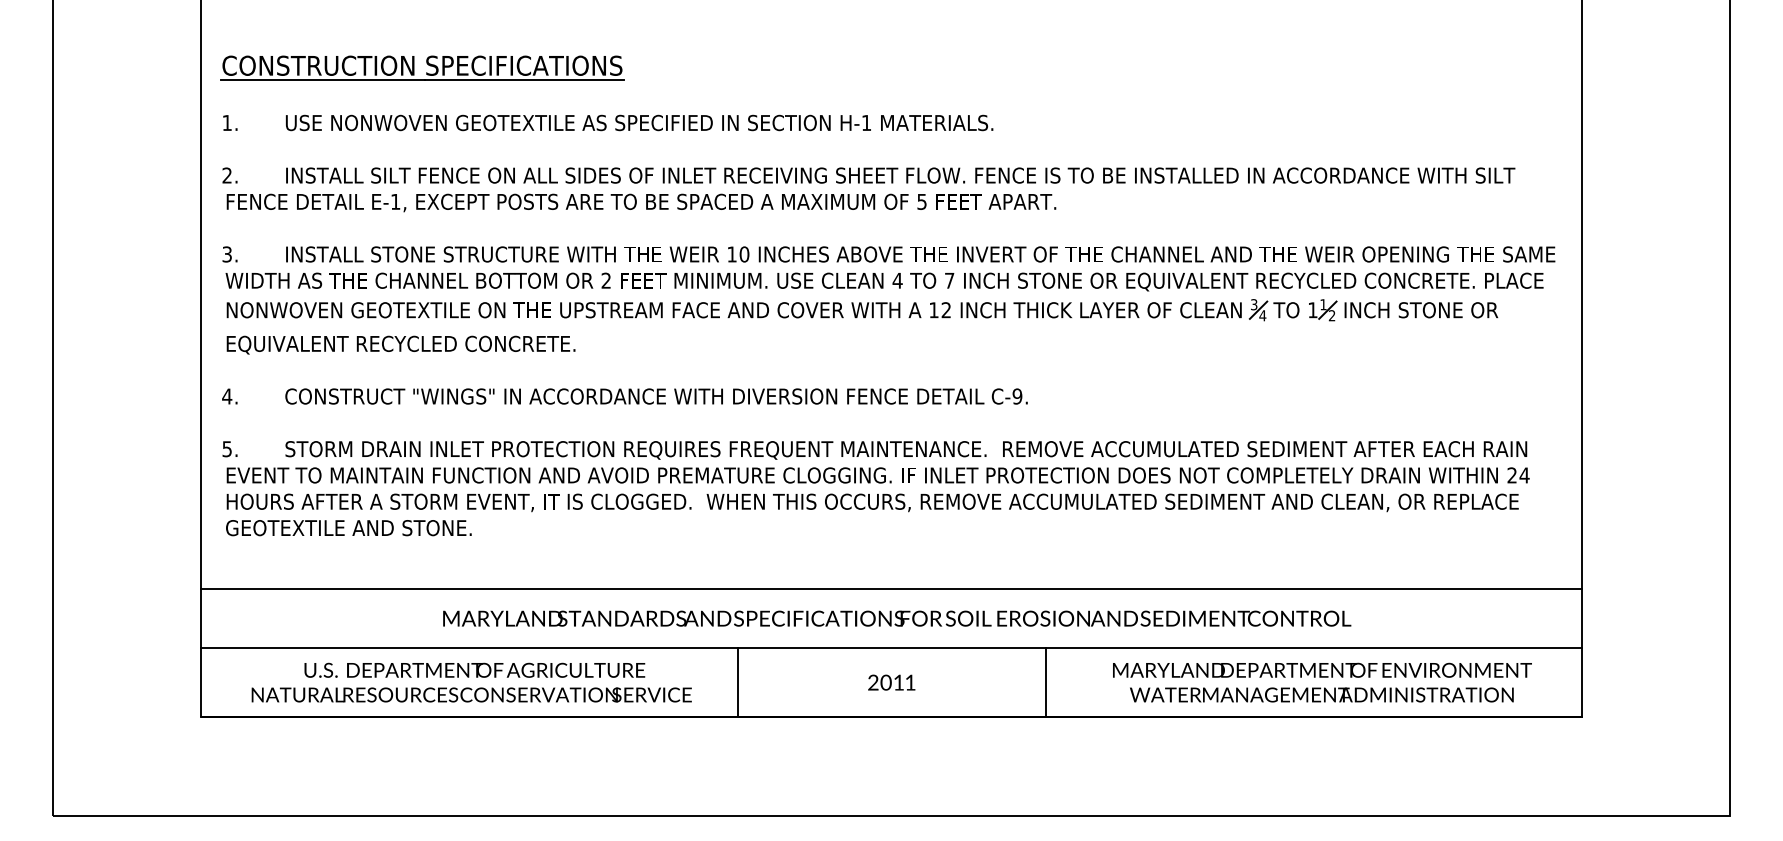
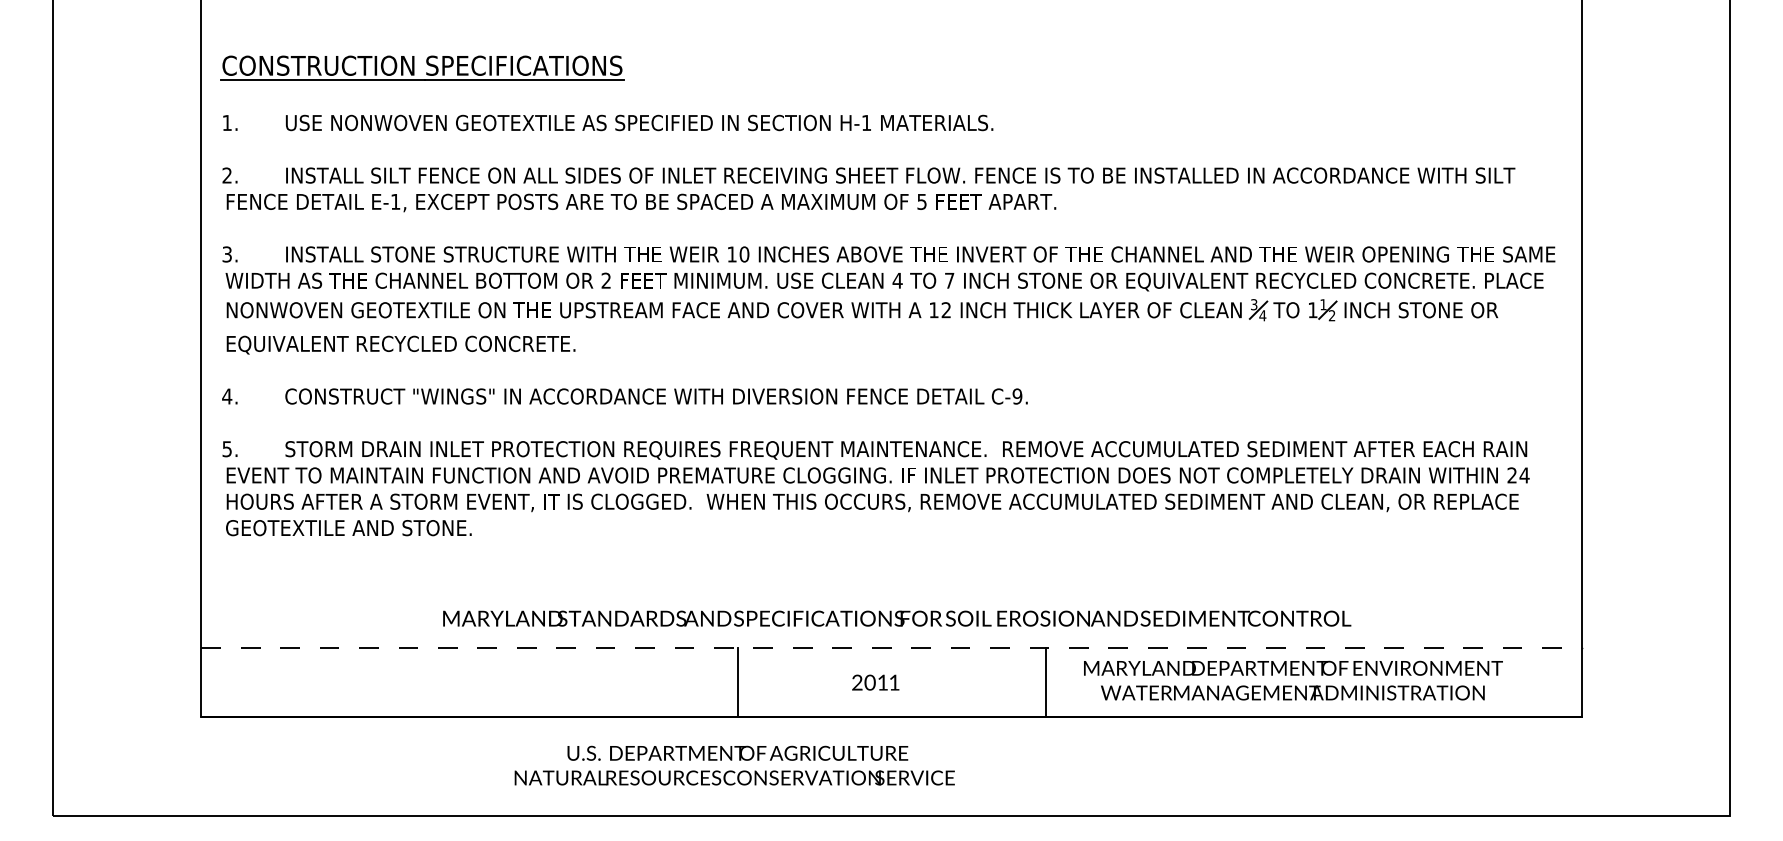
line: present -> none (891, 589)
line: solid -> dashed (891, 648)
text position: (471, 682) -> (734, 765) (734, 765)
text position: (891, 682) -> (875, 682) (875, 682)
text position: (1322, 682) -> (1293, 680) (1293, 680)
